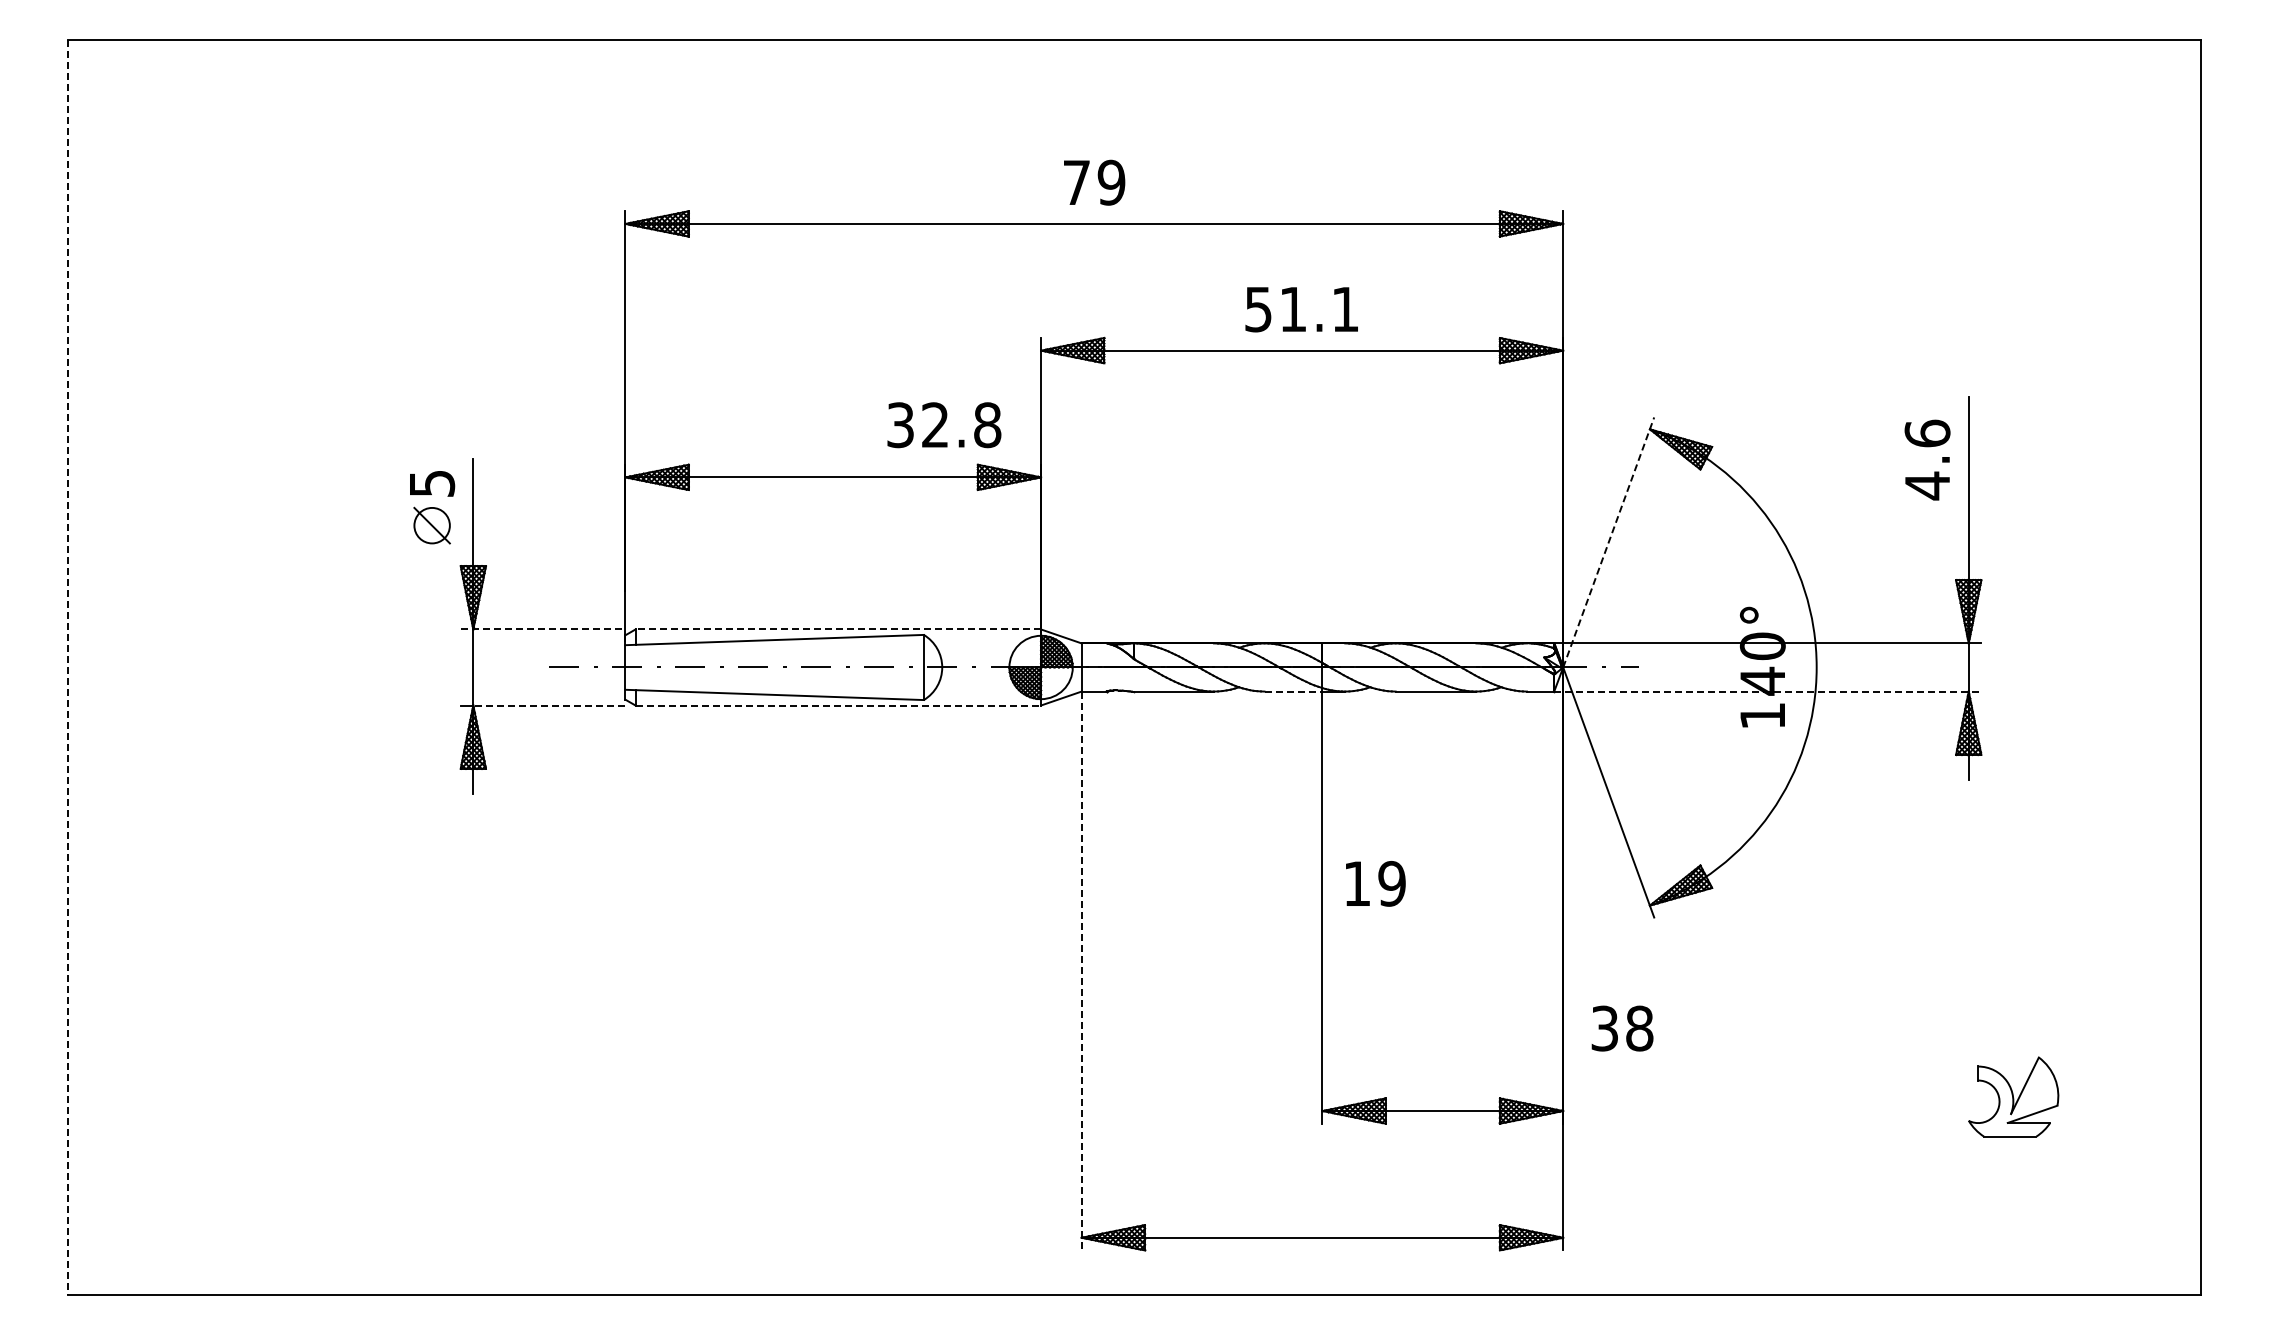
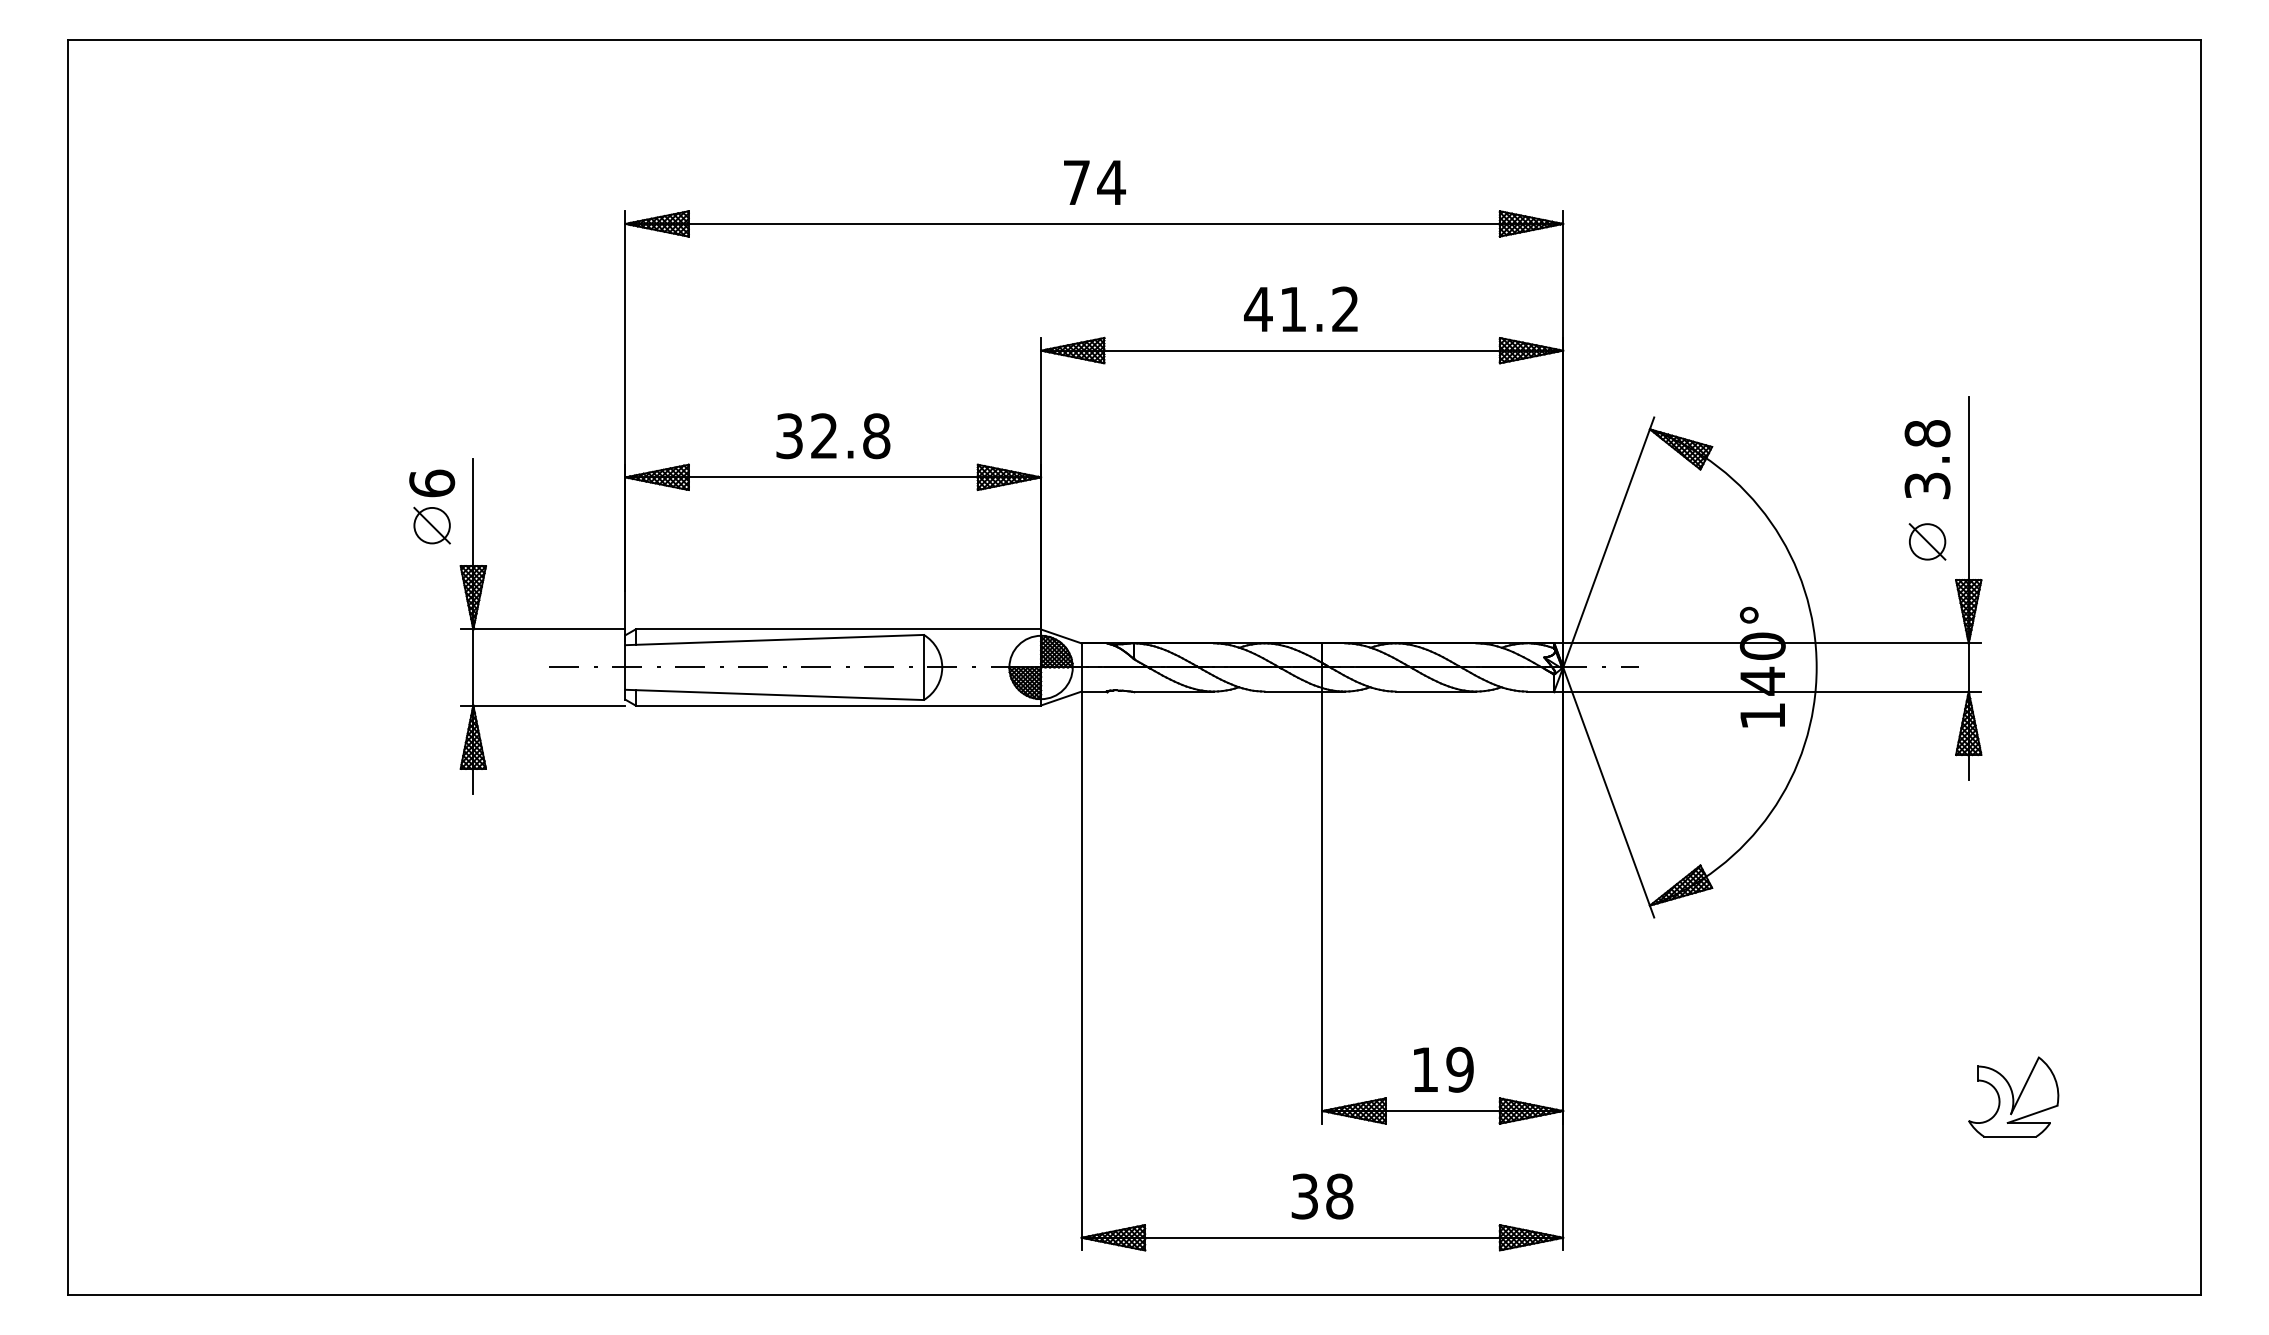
text: 79 -> 74 (1111, 182)
text: 51.1 -> 41.2 (1300, 309)
text position: (944, 425) -> (833, 436) (833, 436)
text: 4.6 -> 3.8 (1927, 459)
text: 5 -> 6 (432, 483)
part: none -> present (1927, 541)
line: dashed -> solid (1608, 542)
line: dashed -> solid (543, 629)
line: dashed -> solid (838, 629)
line: dashed -> solid (68, 667)
line: dashed -> solid (1293, 691)
line: dashed -> solid (1768, 691)
line: dashed -> solid (548, 705)
line: dashed -> solid (838, 705)
text position: (1375, 883) -> (1443, 1069) (1443, 1069)
line: dashed -> solid (1081, 971)
text position: (1622, 1028) -> (1322, 1196) (1322, 1196)
